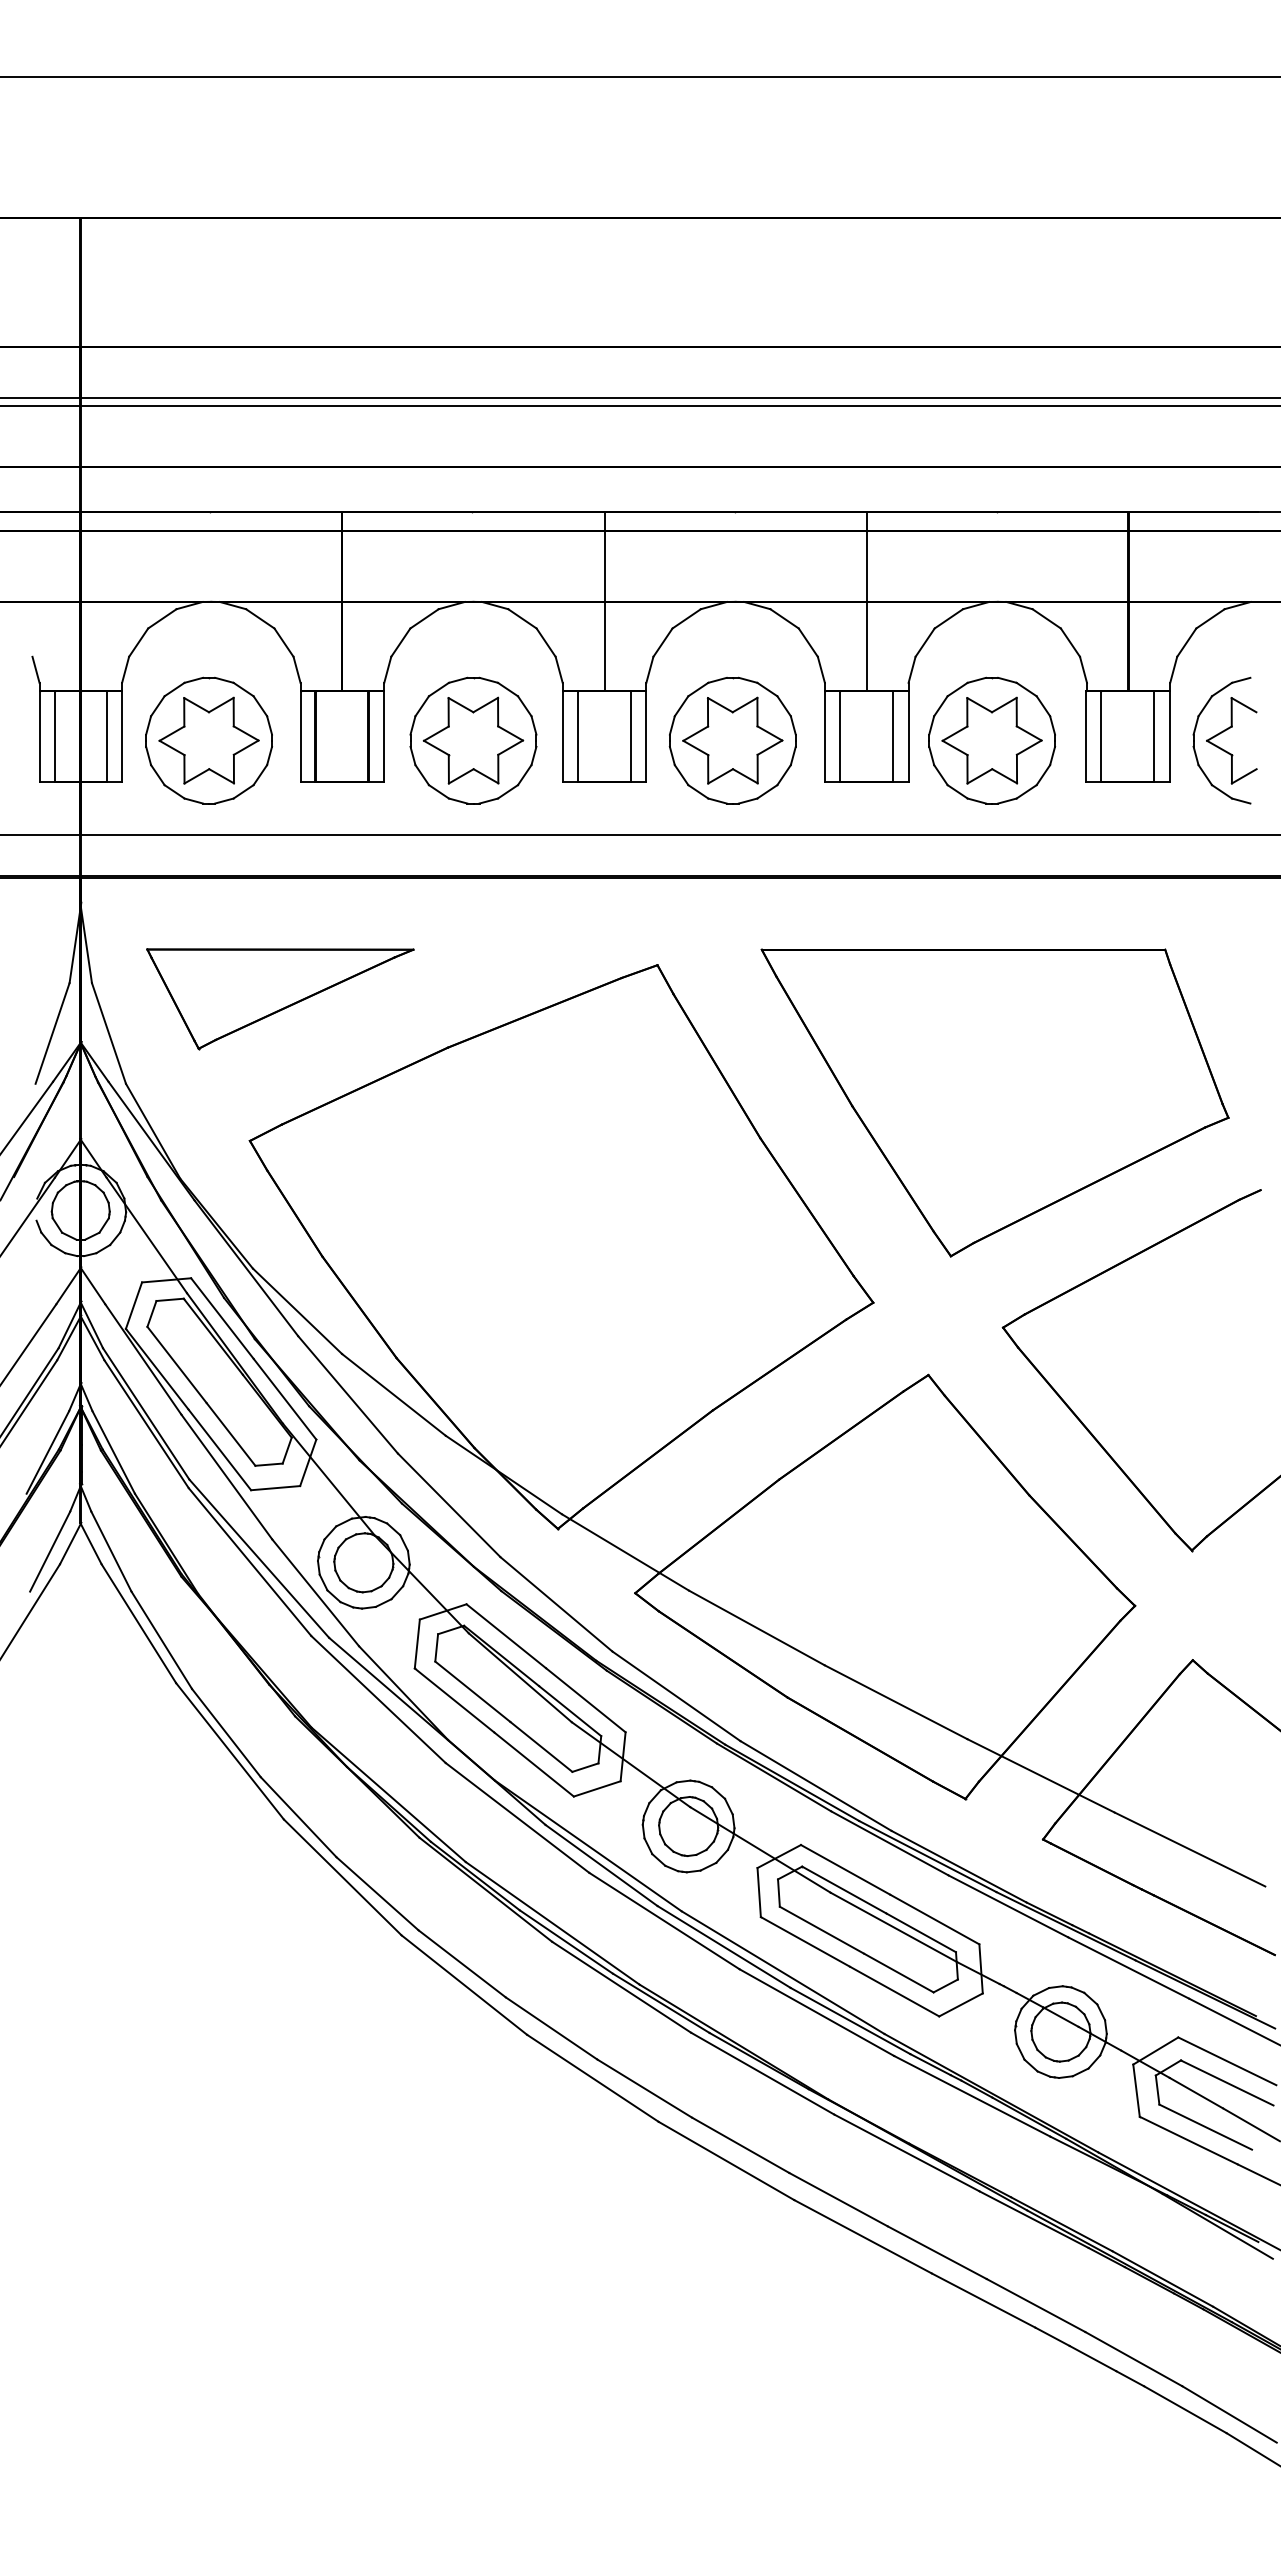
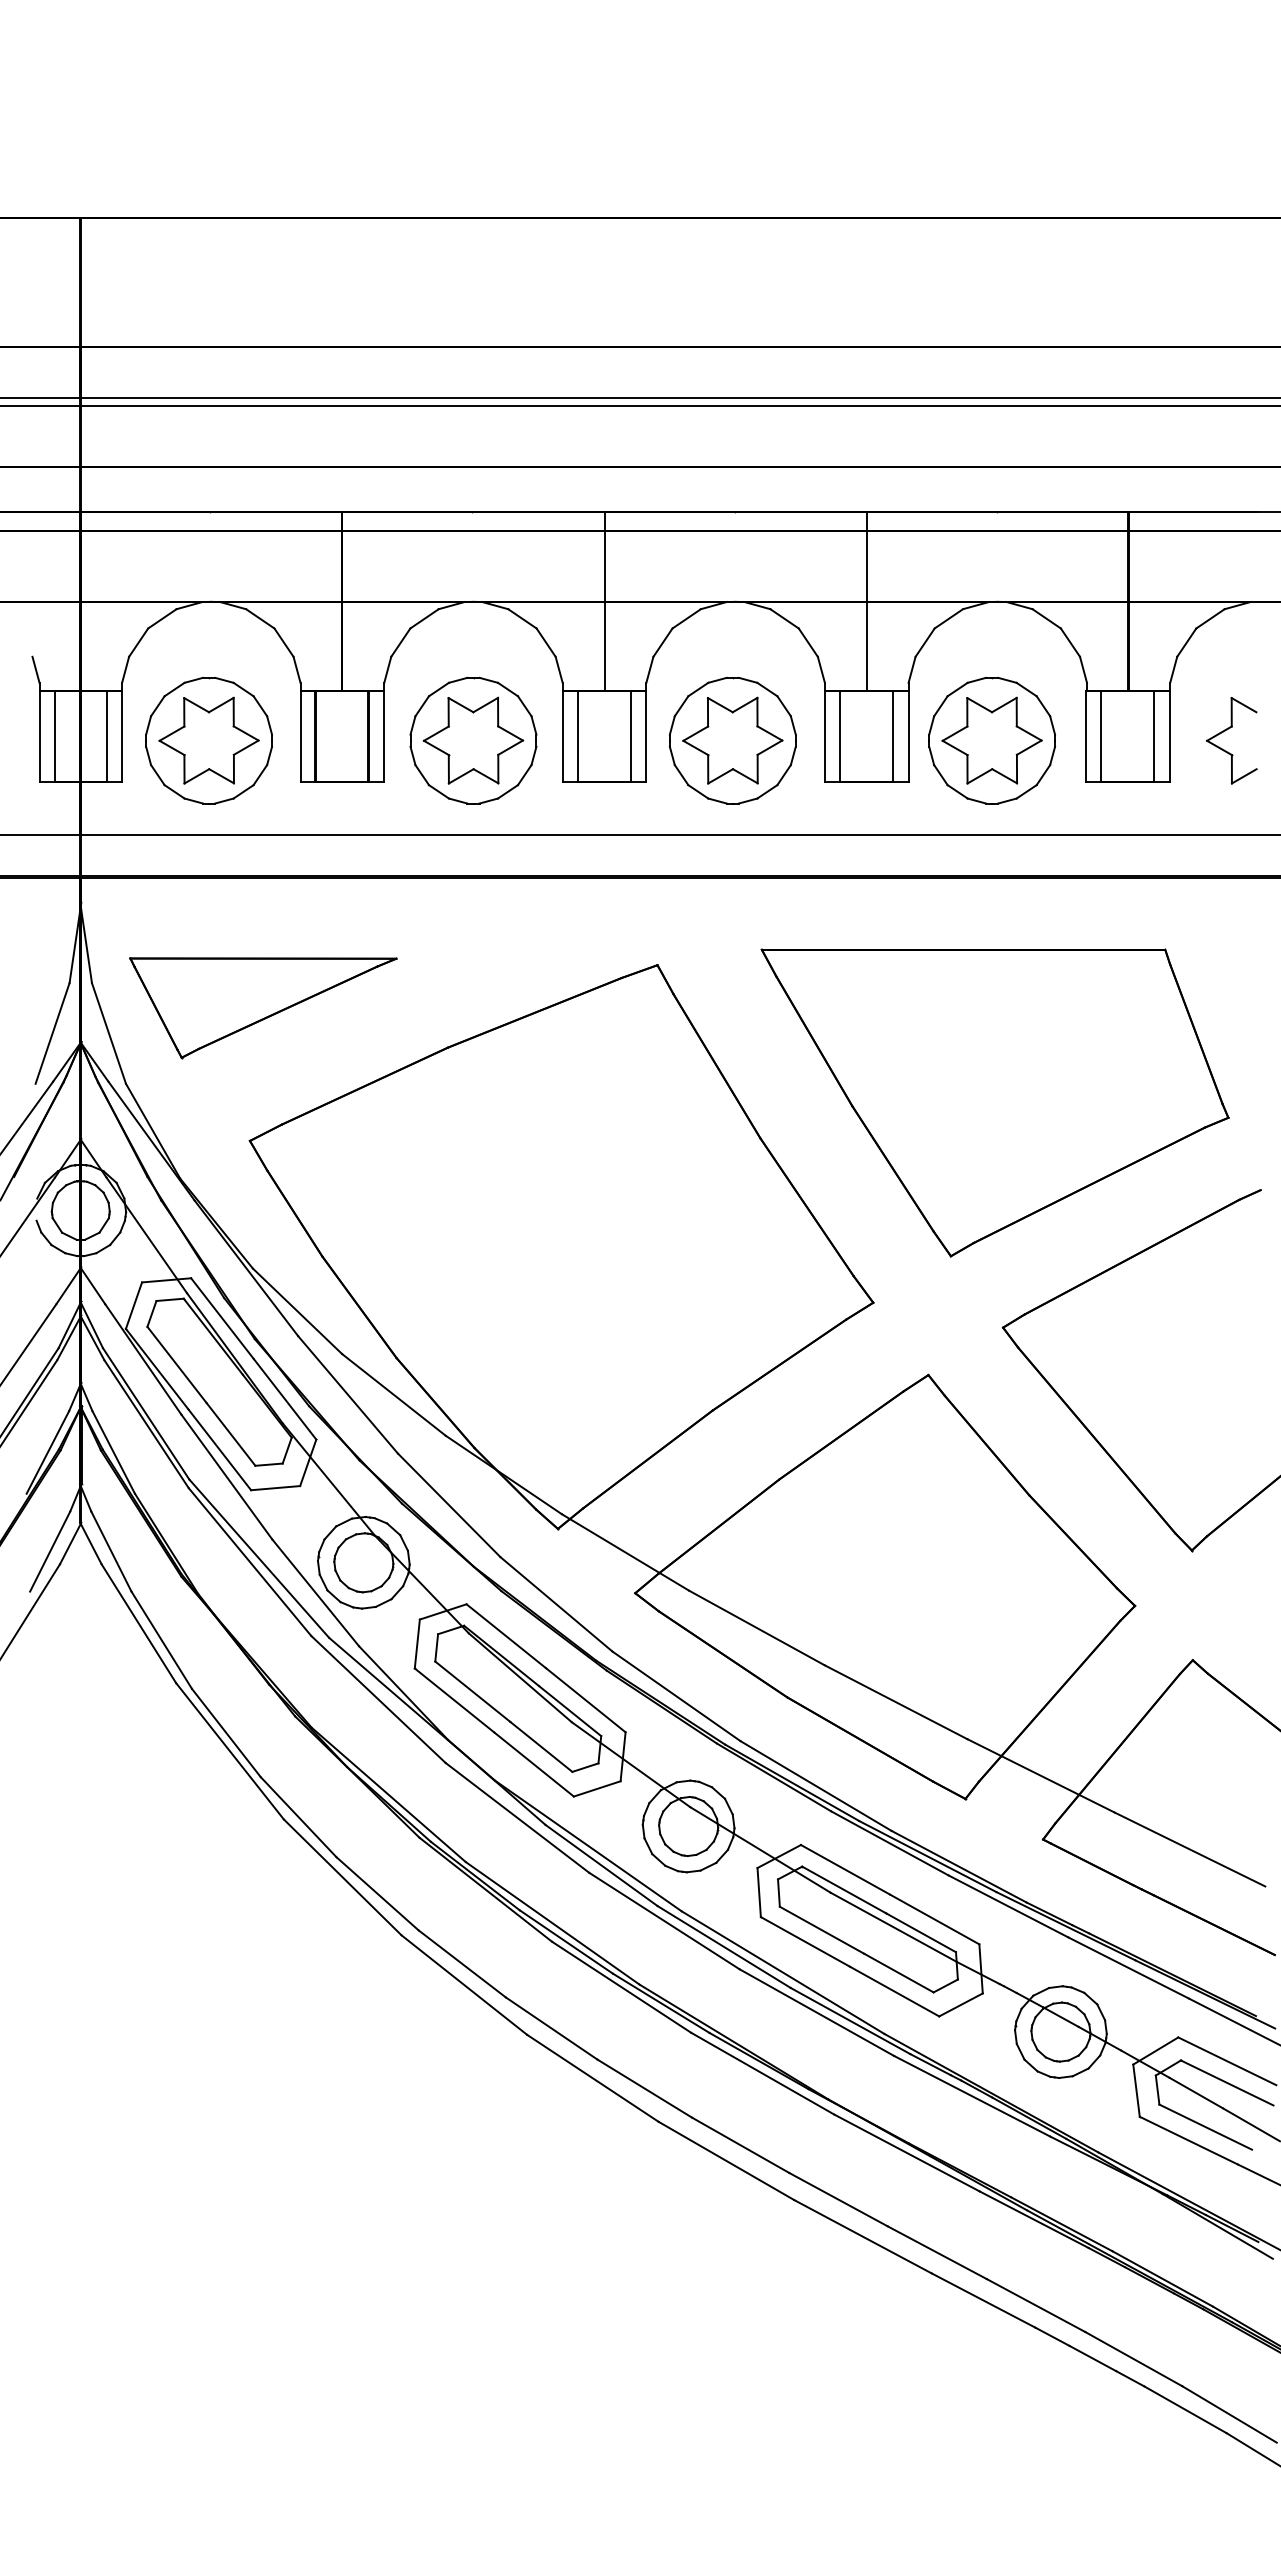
line: present -> none (639, 77)
part: present -> none (1194, 740)
part position: (280, 999) -> (263, 1008) (263, 1008)
